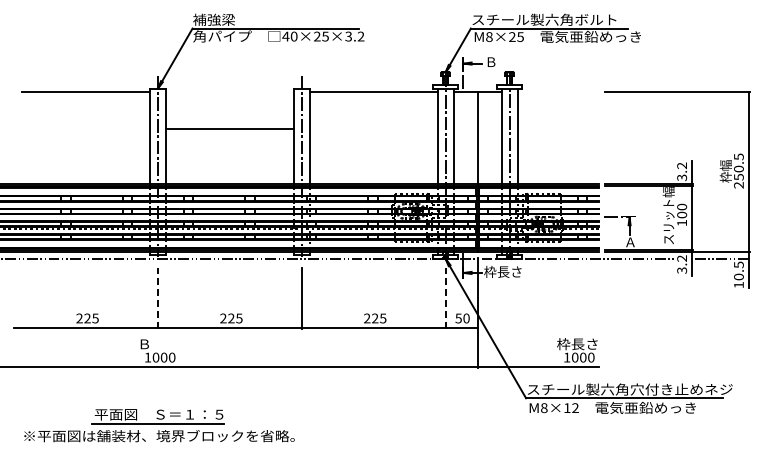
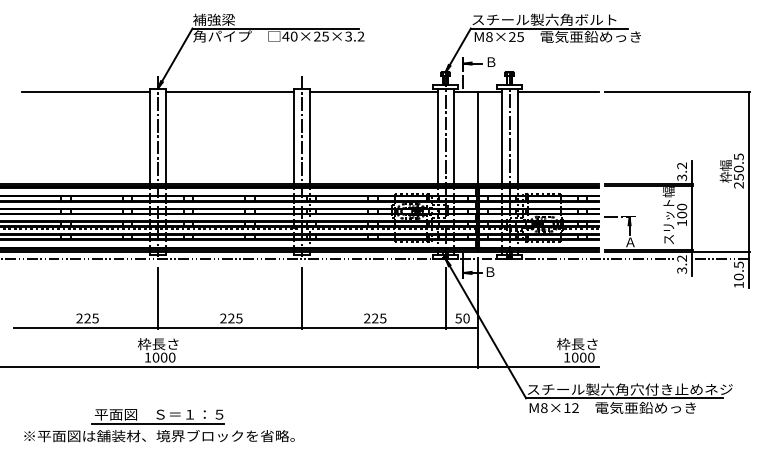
line: none -> present (558, 91)
line position: (229, 128) -> (229, 91) (229, 91)
text: 枠長さ -> Ｂ (502, 271)
line: dashed -> solid (157, 298)
line: dashed -> solid (445, 298)
text: Ｂ -> 枠長さ (158, 344)
